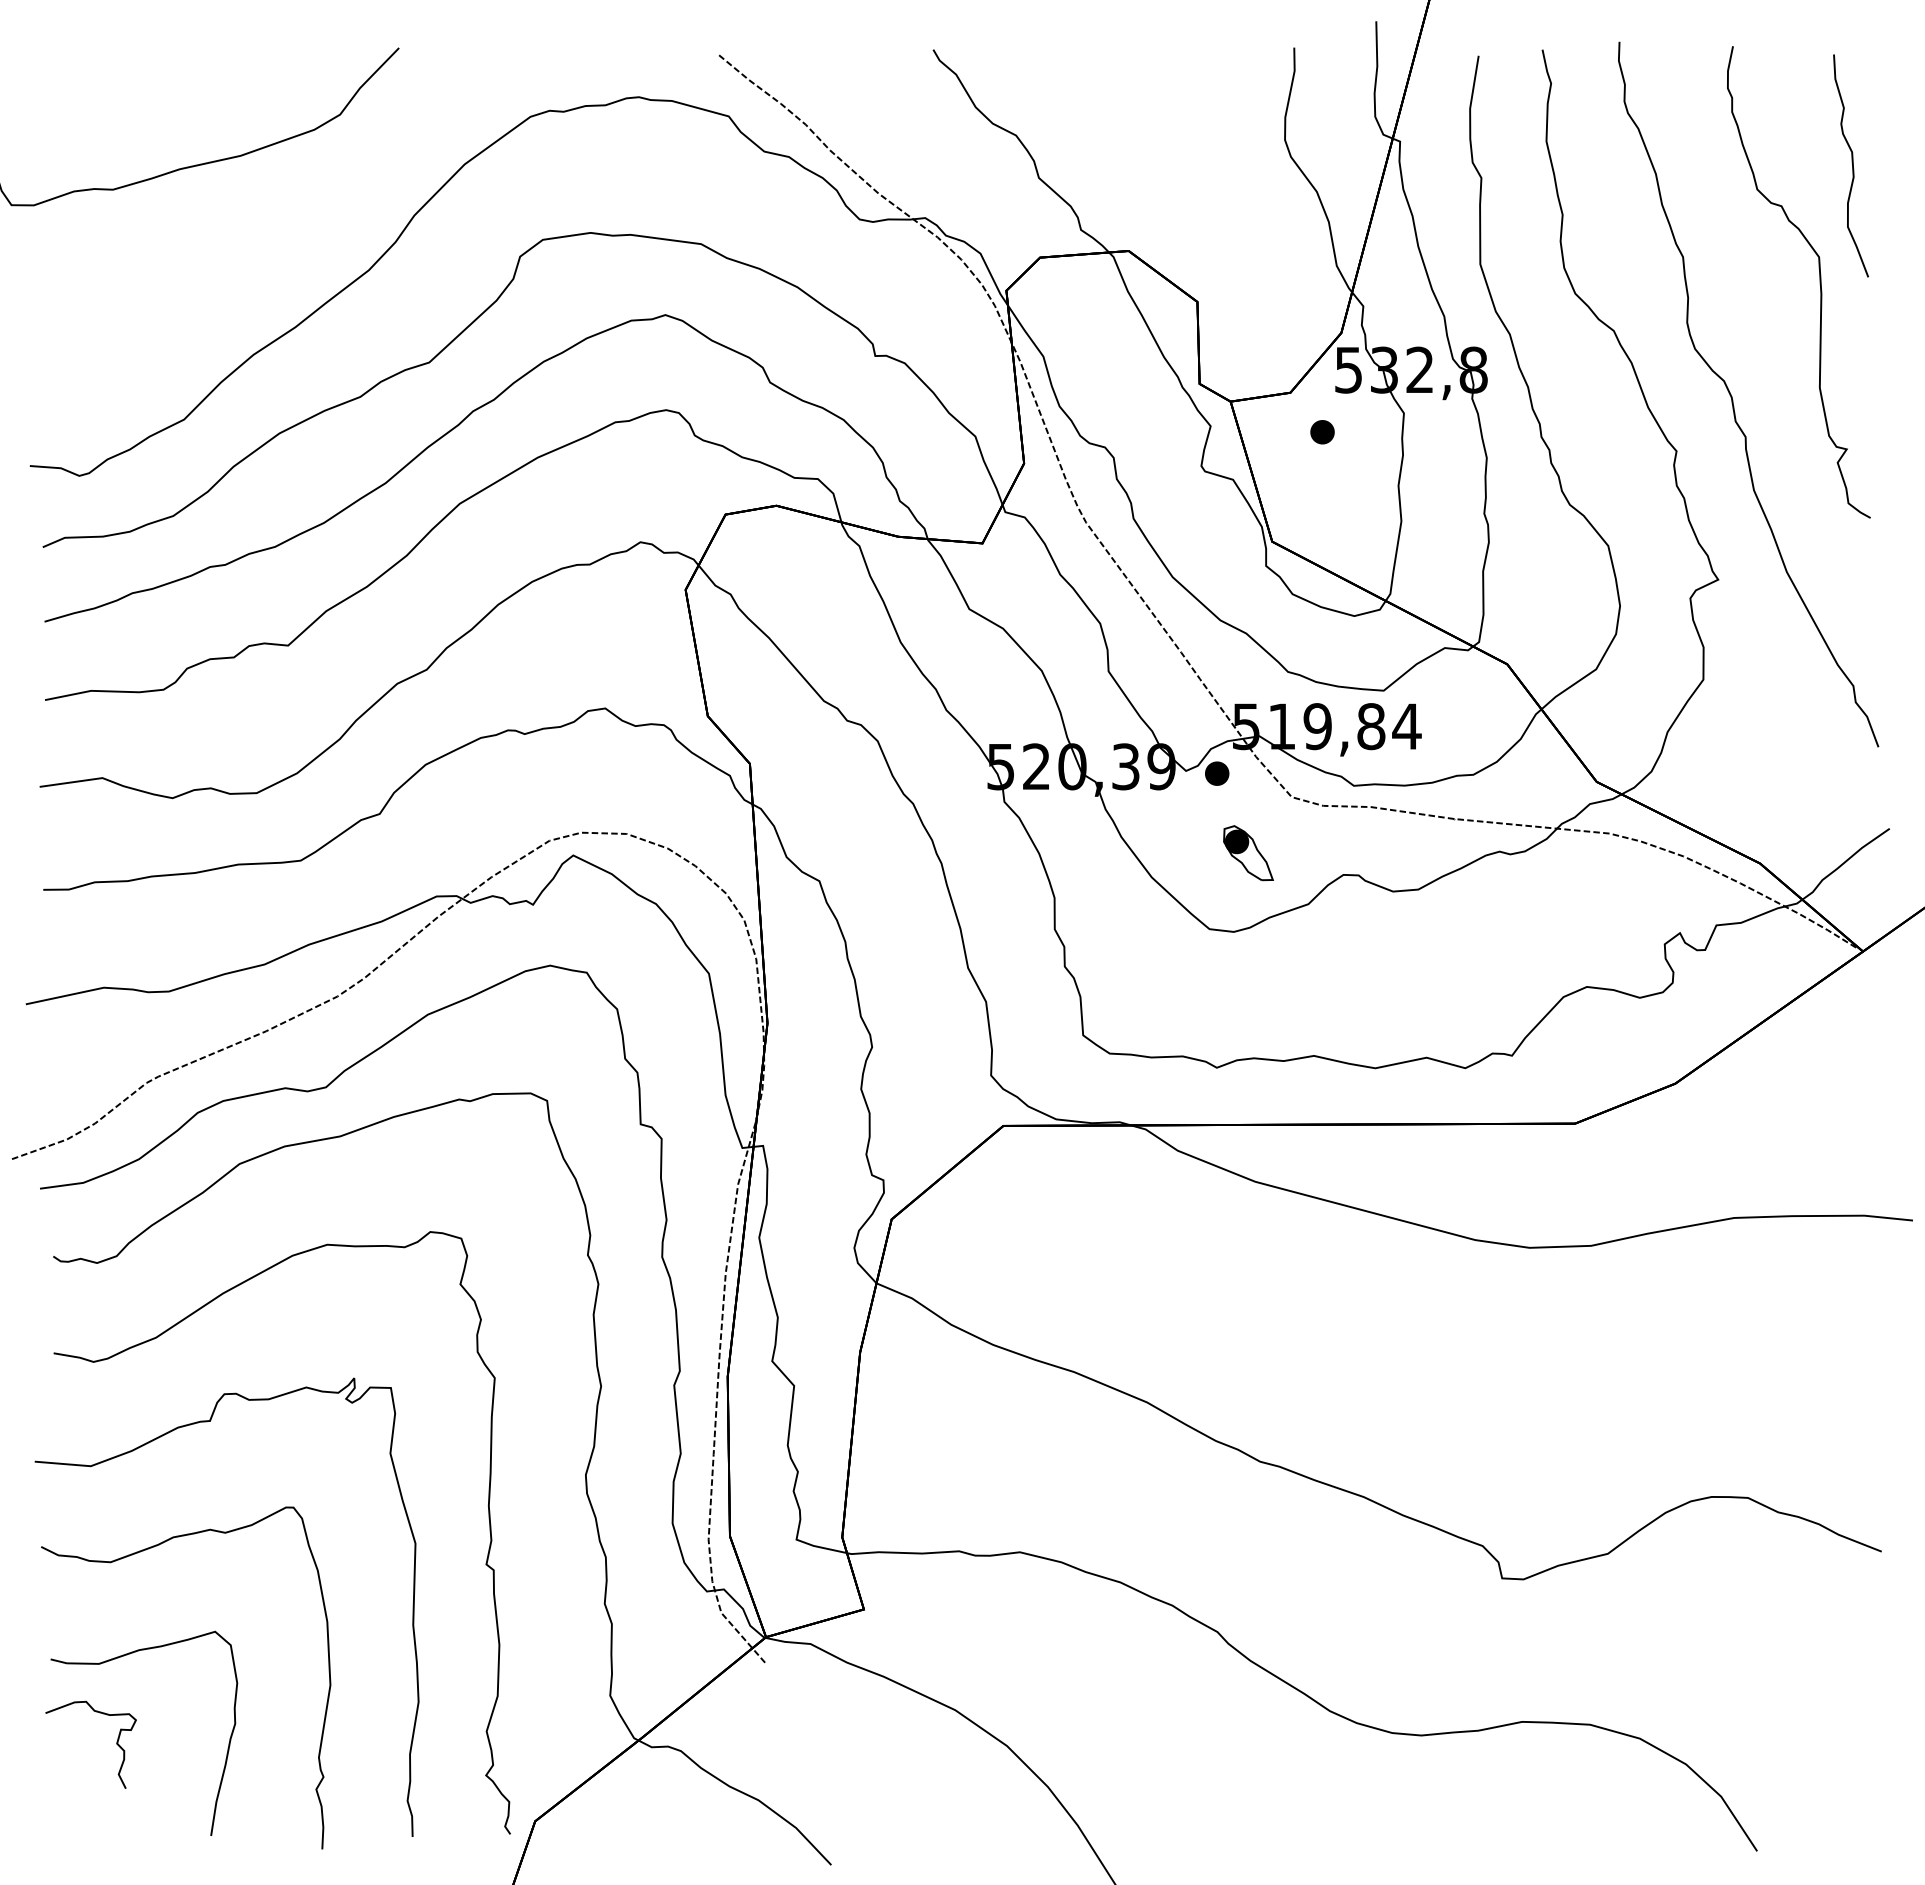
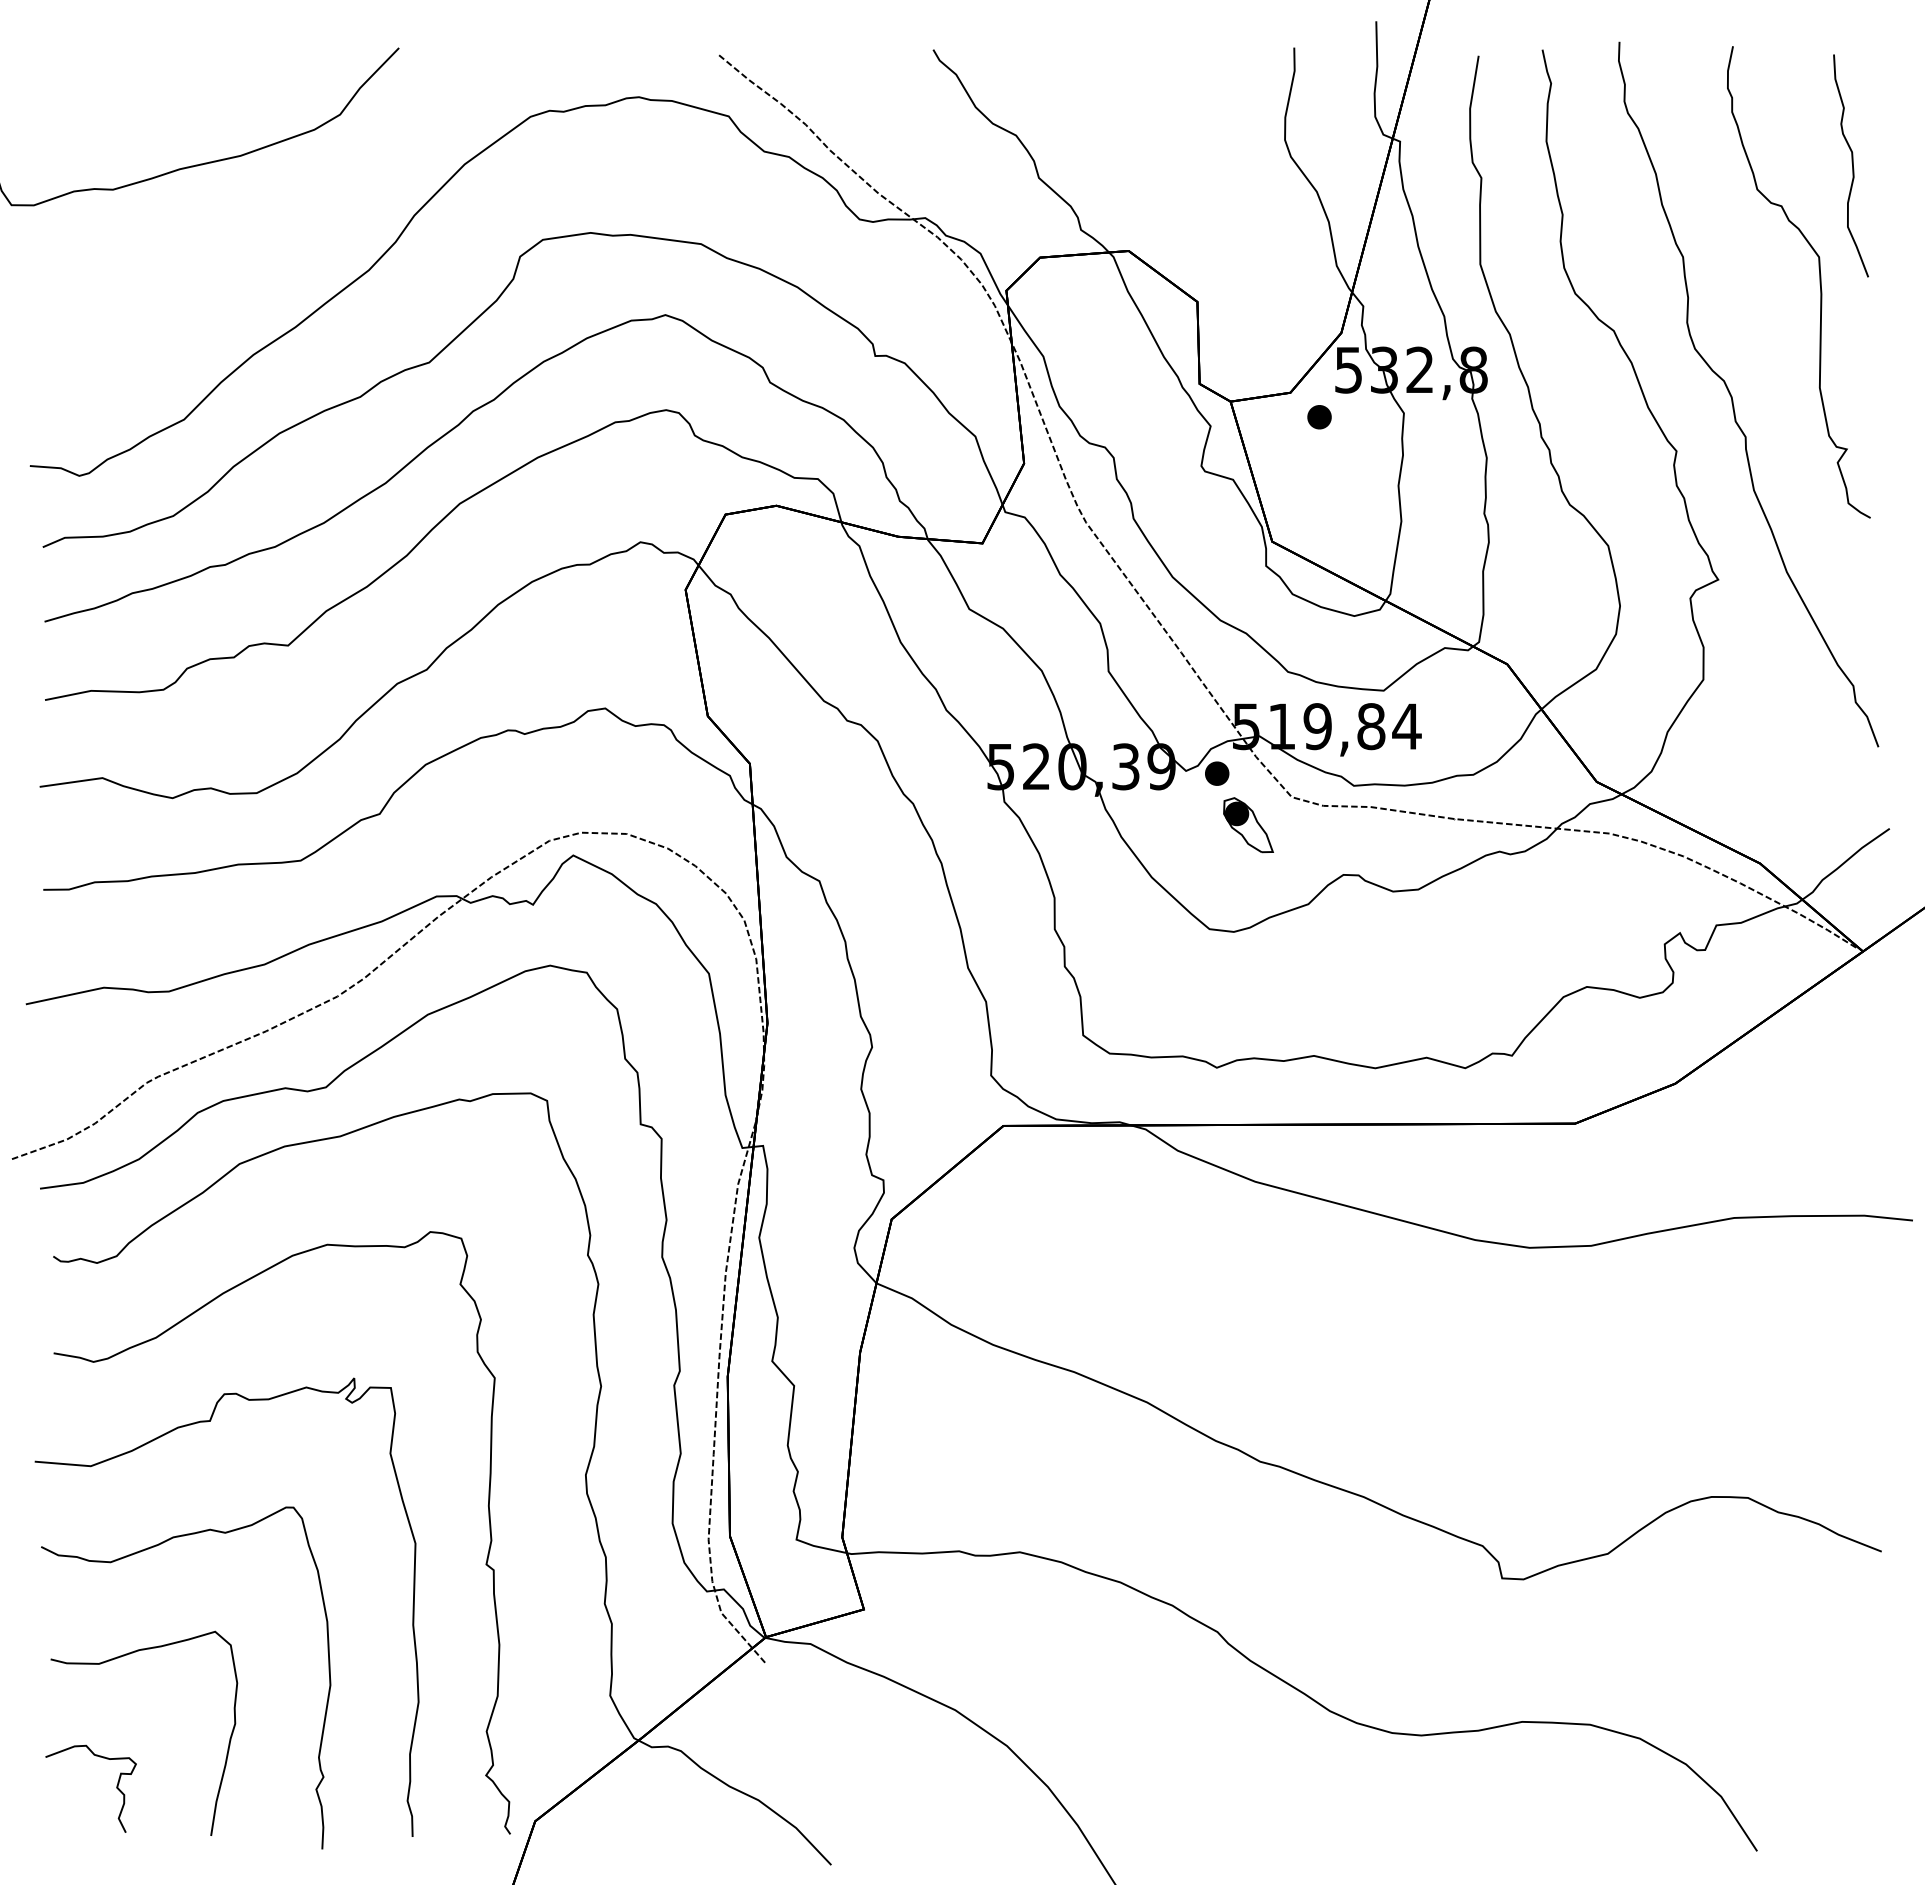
part position: (1322, 432) -> (1319, 417) (1319, 417)
part position: (1248, 853) -> (1248, 825) (1248, 825)
curve position: (116, 1744) -> (116, 1788) (116, 1788)
